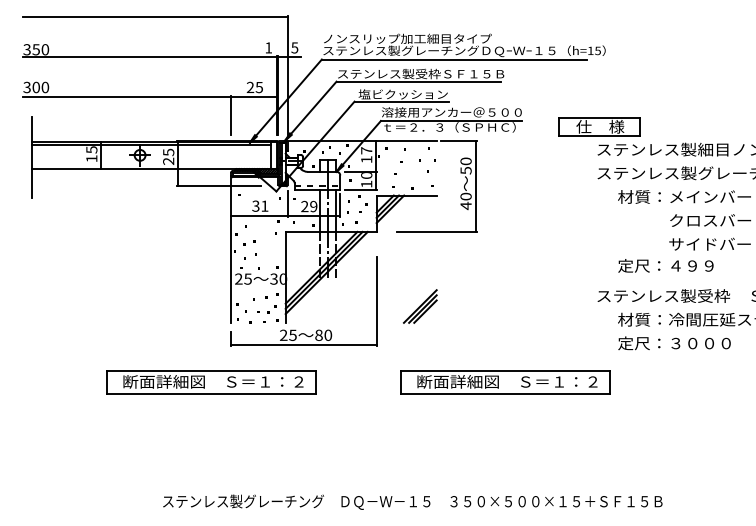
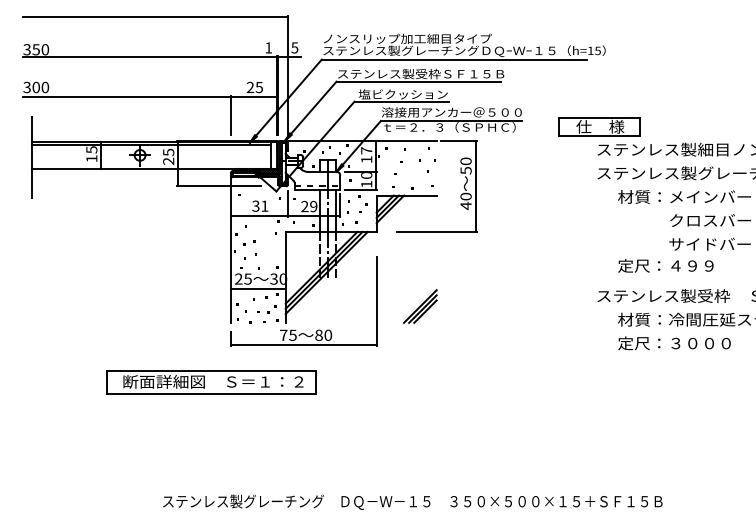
line: none -> present (258, 288)
text: 25 -> 75 (283, 334)
part: present -> none (505, 382)
